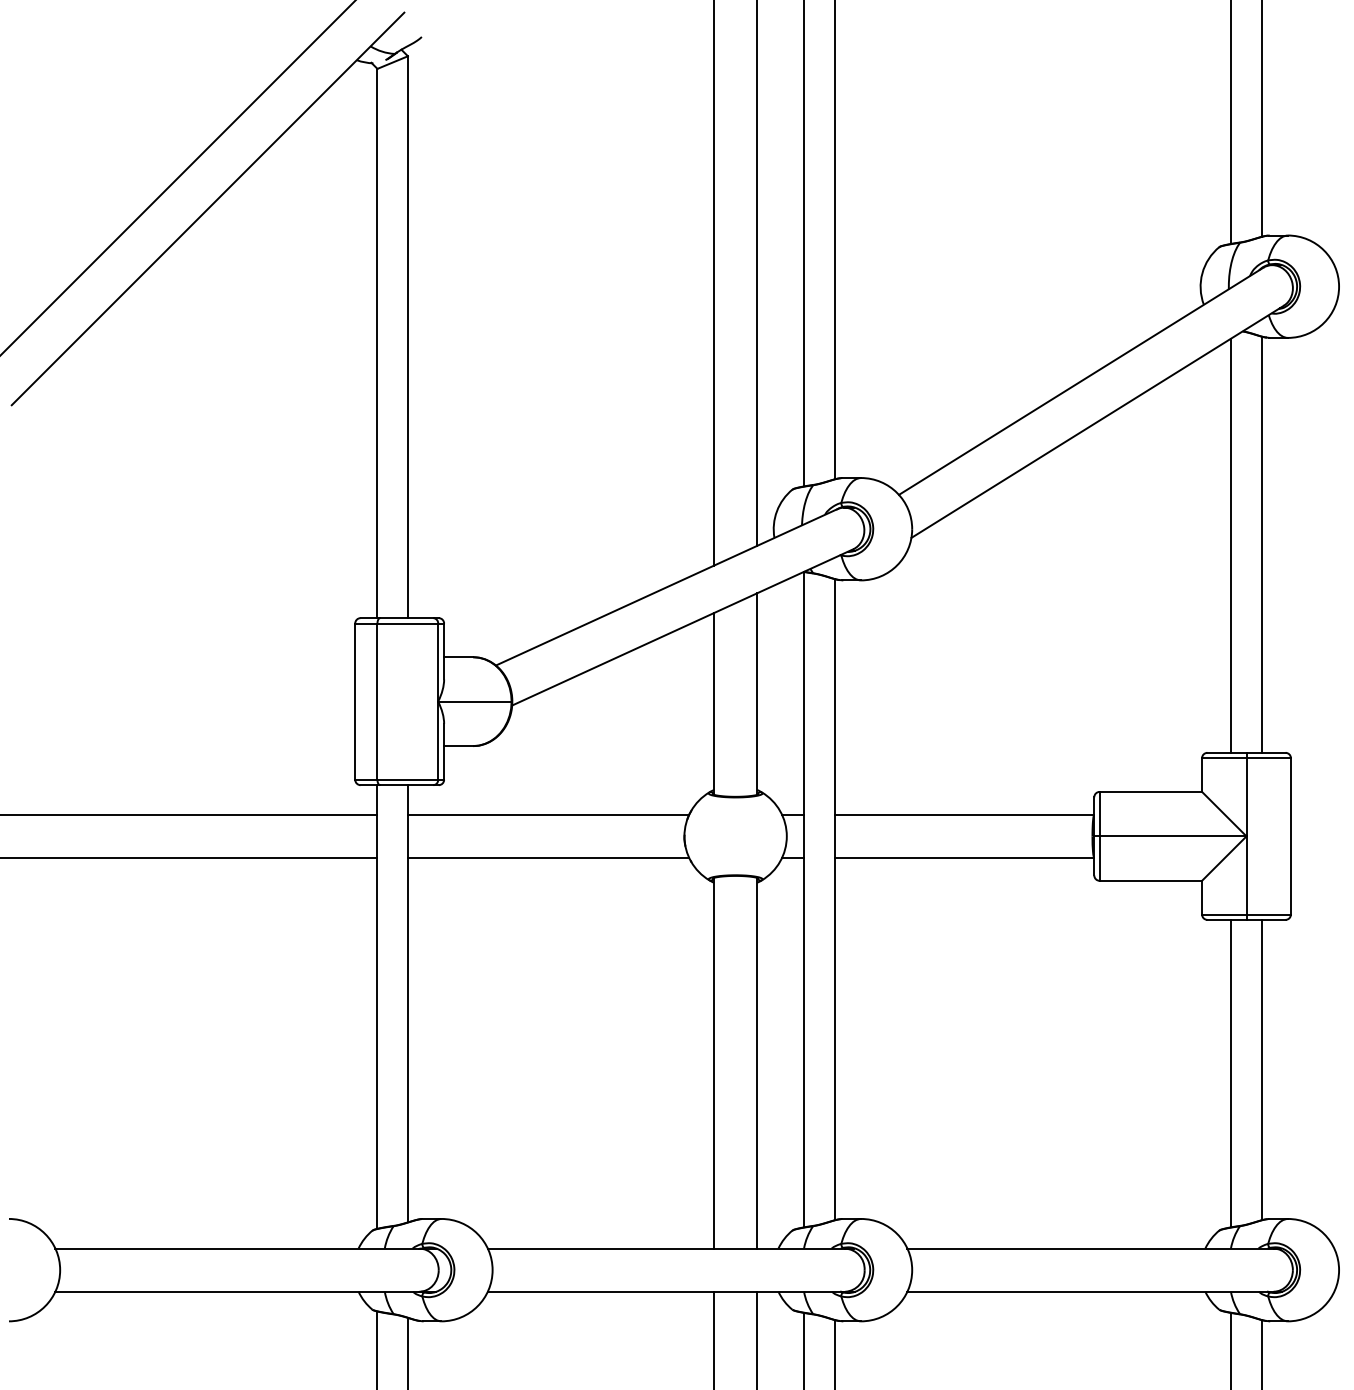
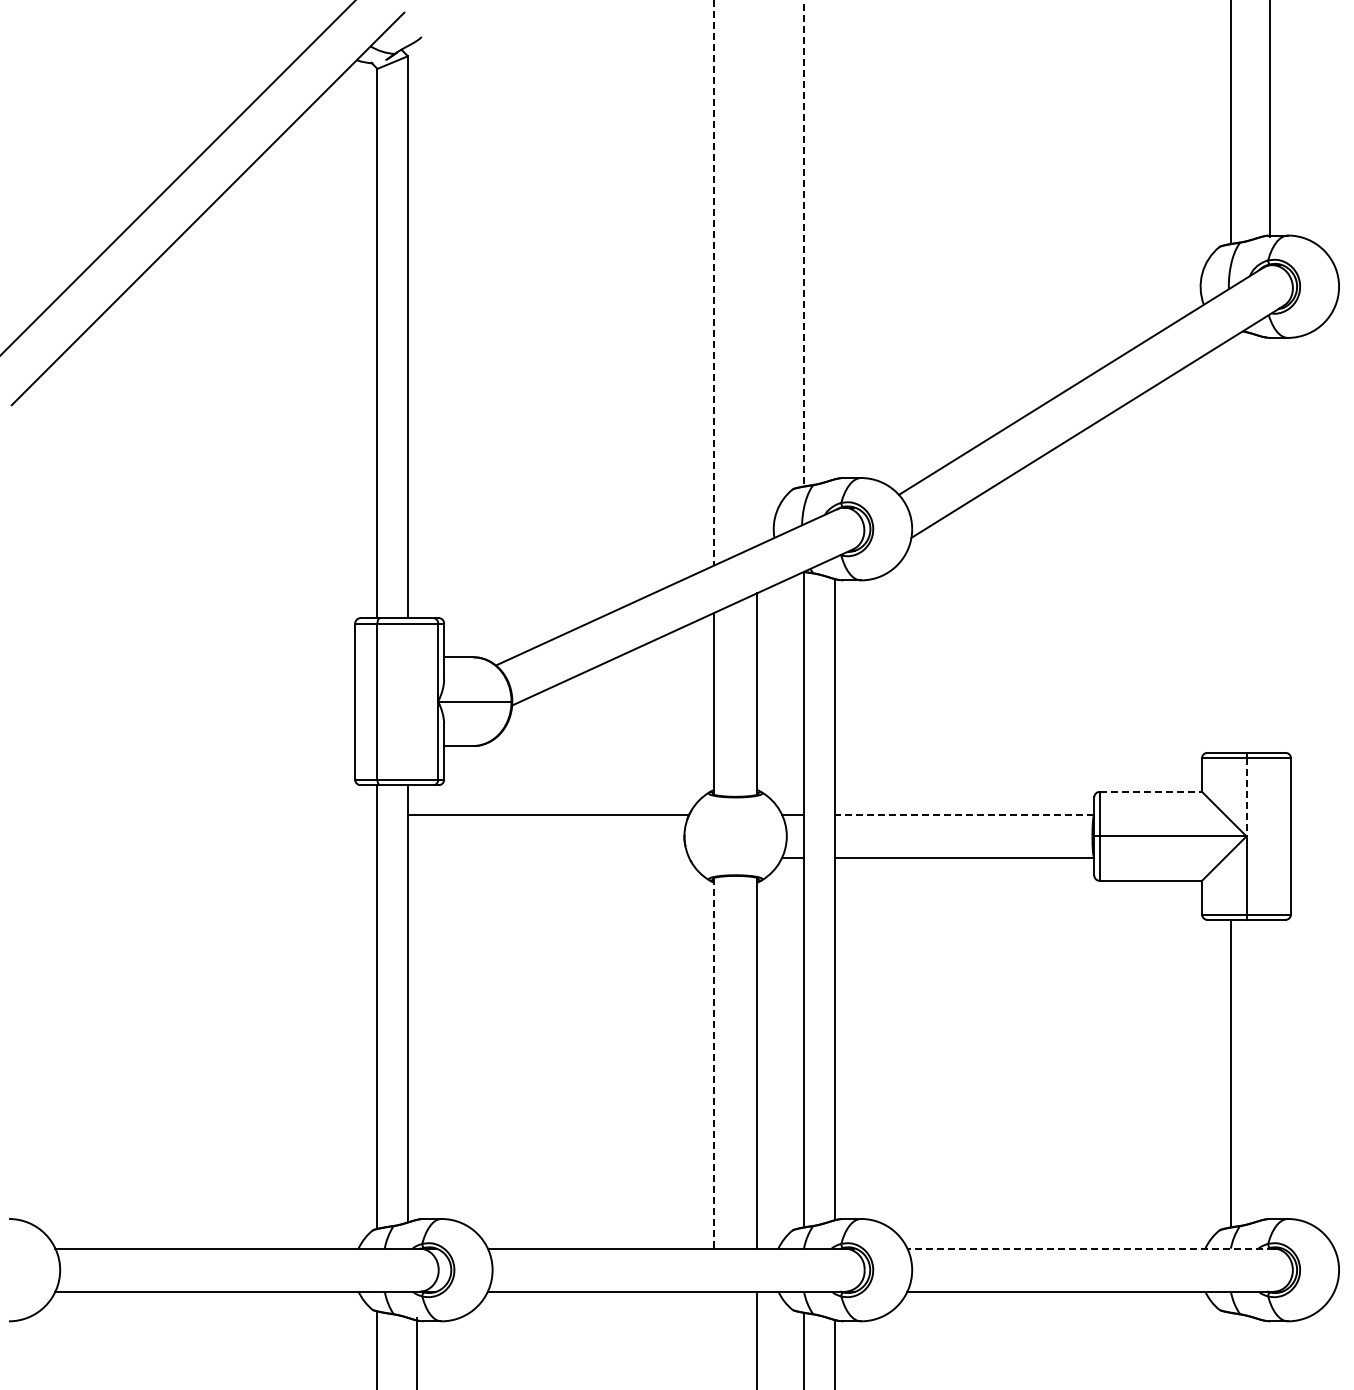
line position: (1261, 119) -> (1269, 119) (1269, 119)
line: present -> none (834, 240)
line: solid -> dashed (804, 243)
line: present -> none (757, 273)
line: solid -> dashed (714, 283)
line: present -> none (1261, 544)
line: present -> none (1231, 545)
line: solid -> dashed (1151, 791)
line: solid -> dashed (1246, 797)
line: present -> none (189, 814)
line: solid -> dashed (964, 814)
line: present -> none (189, 857)
line: present -> none (548, 857)
line: solid -> dashed (714, 1063)
line: present -> none (1261, 1069)
line: solid -> dashed (1090, 1248)
line: present -> none (714, 1338)
line: present -> none (1231, 1349)
line position: (407, 1351) -> (416, 1351) (416, 1351)
line: present -> none (1261, 1353)
